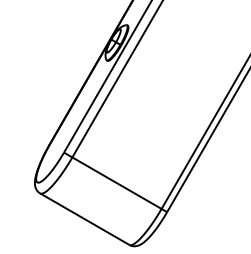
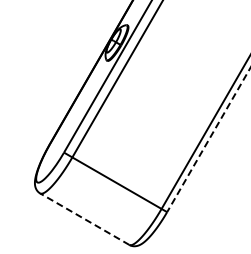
line: solid -> dashed (208, 140)
line: solid -> dashed (84, 219)
